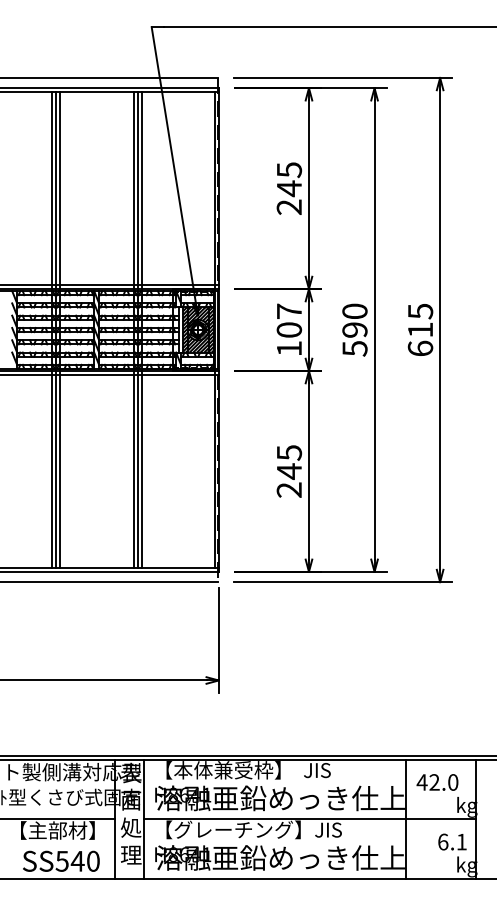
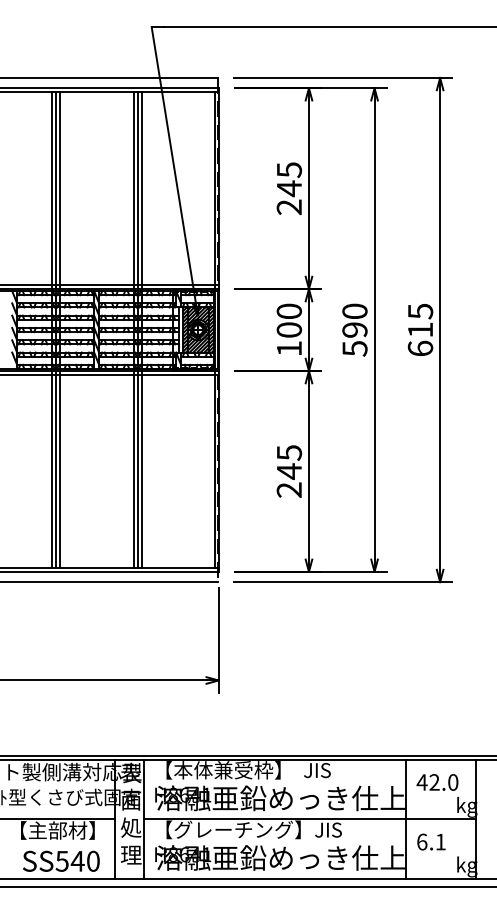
text: 107 -> 100 (289, 310)
text position: (452, 841) -> (431, 841) (431, 841)
line: none -> present (247, 887)
